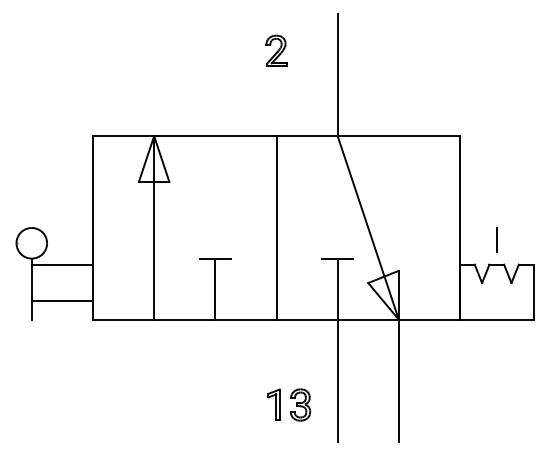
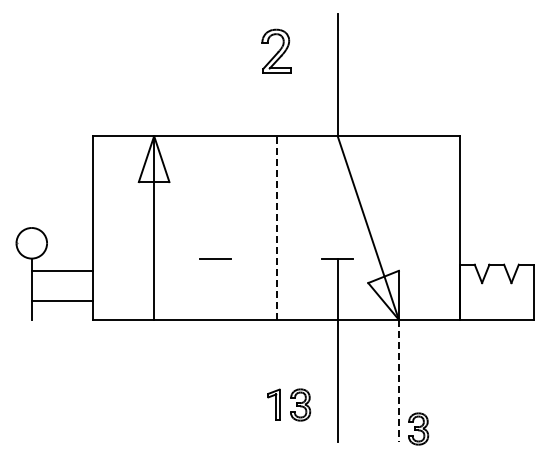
part size: 23x33 px -> 31x46 px (276, 50)
line: solid -> dashed (276, 227)
line: present -> none (496, 240)
line position: (61, 264) -> (61, 270) (61, 270)
line: present -> none (215, 288)
line: solid -> dashed (398, 381)
part: none -> present (418, 428)
